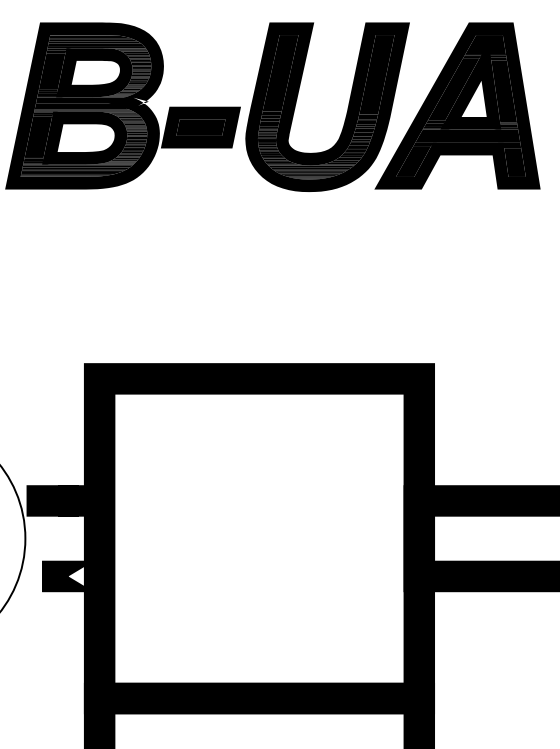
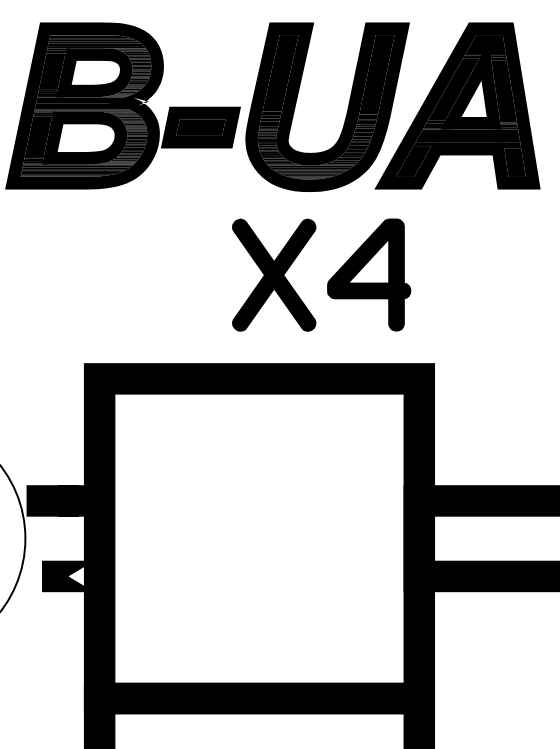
part: none -> present (274, 274)
part: none -> present (369, 274)
